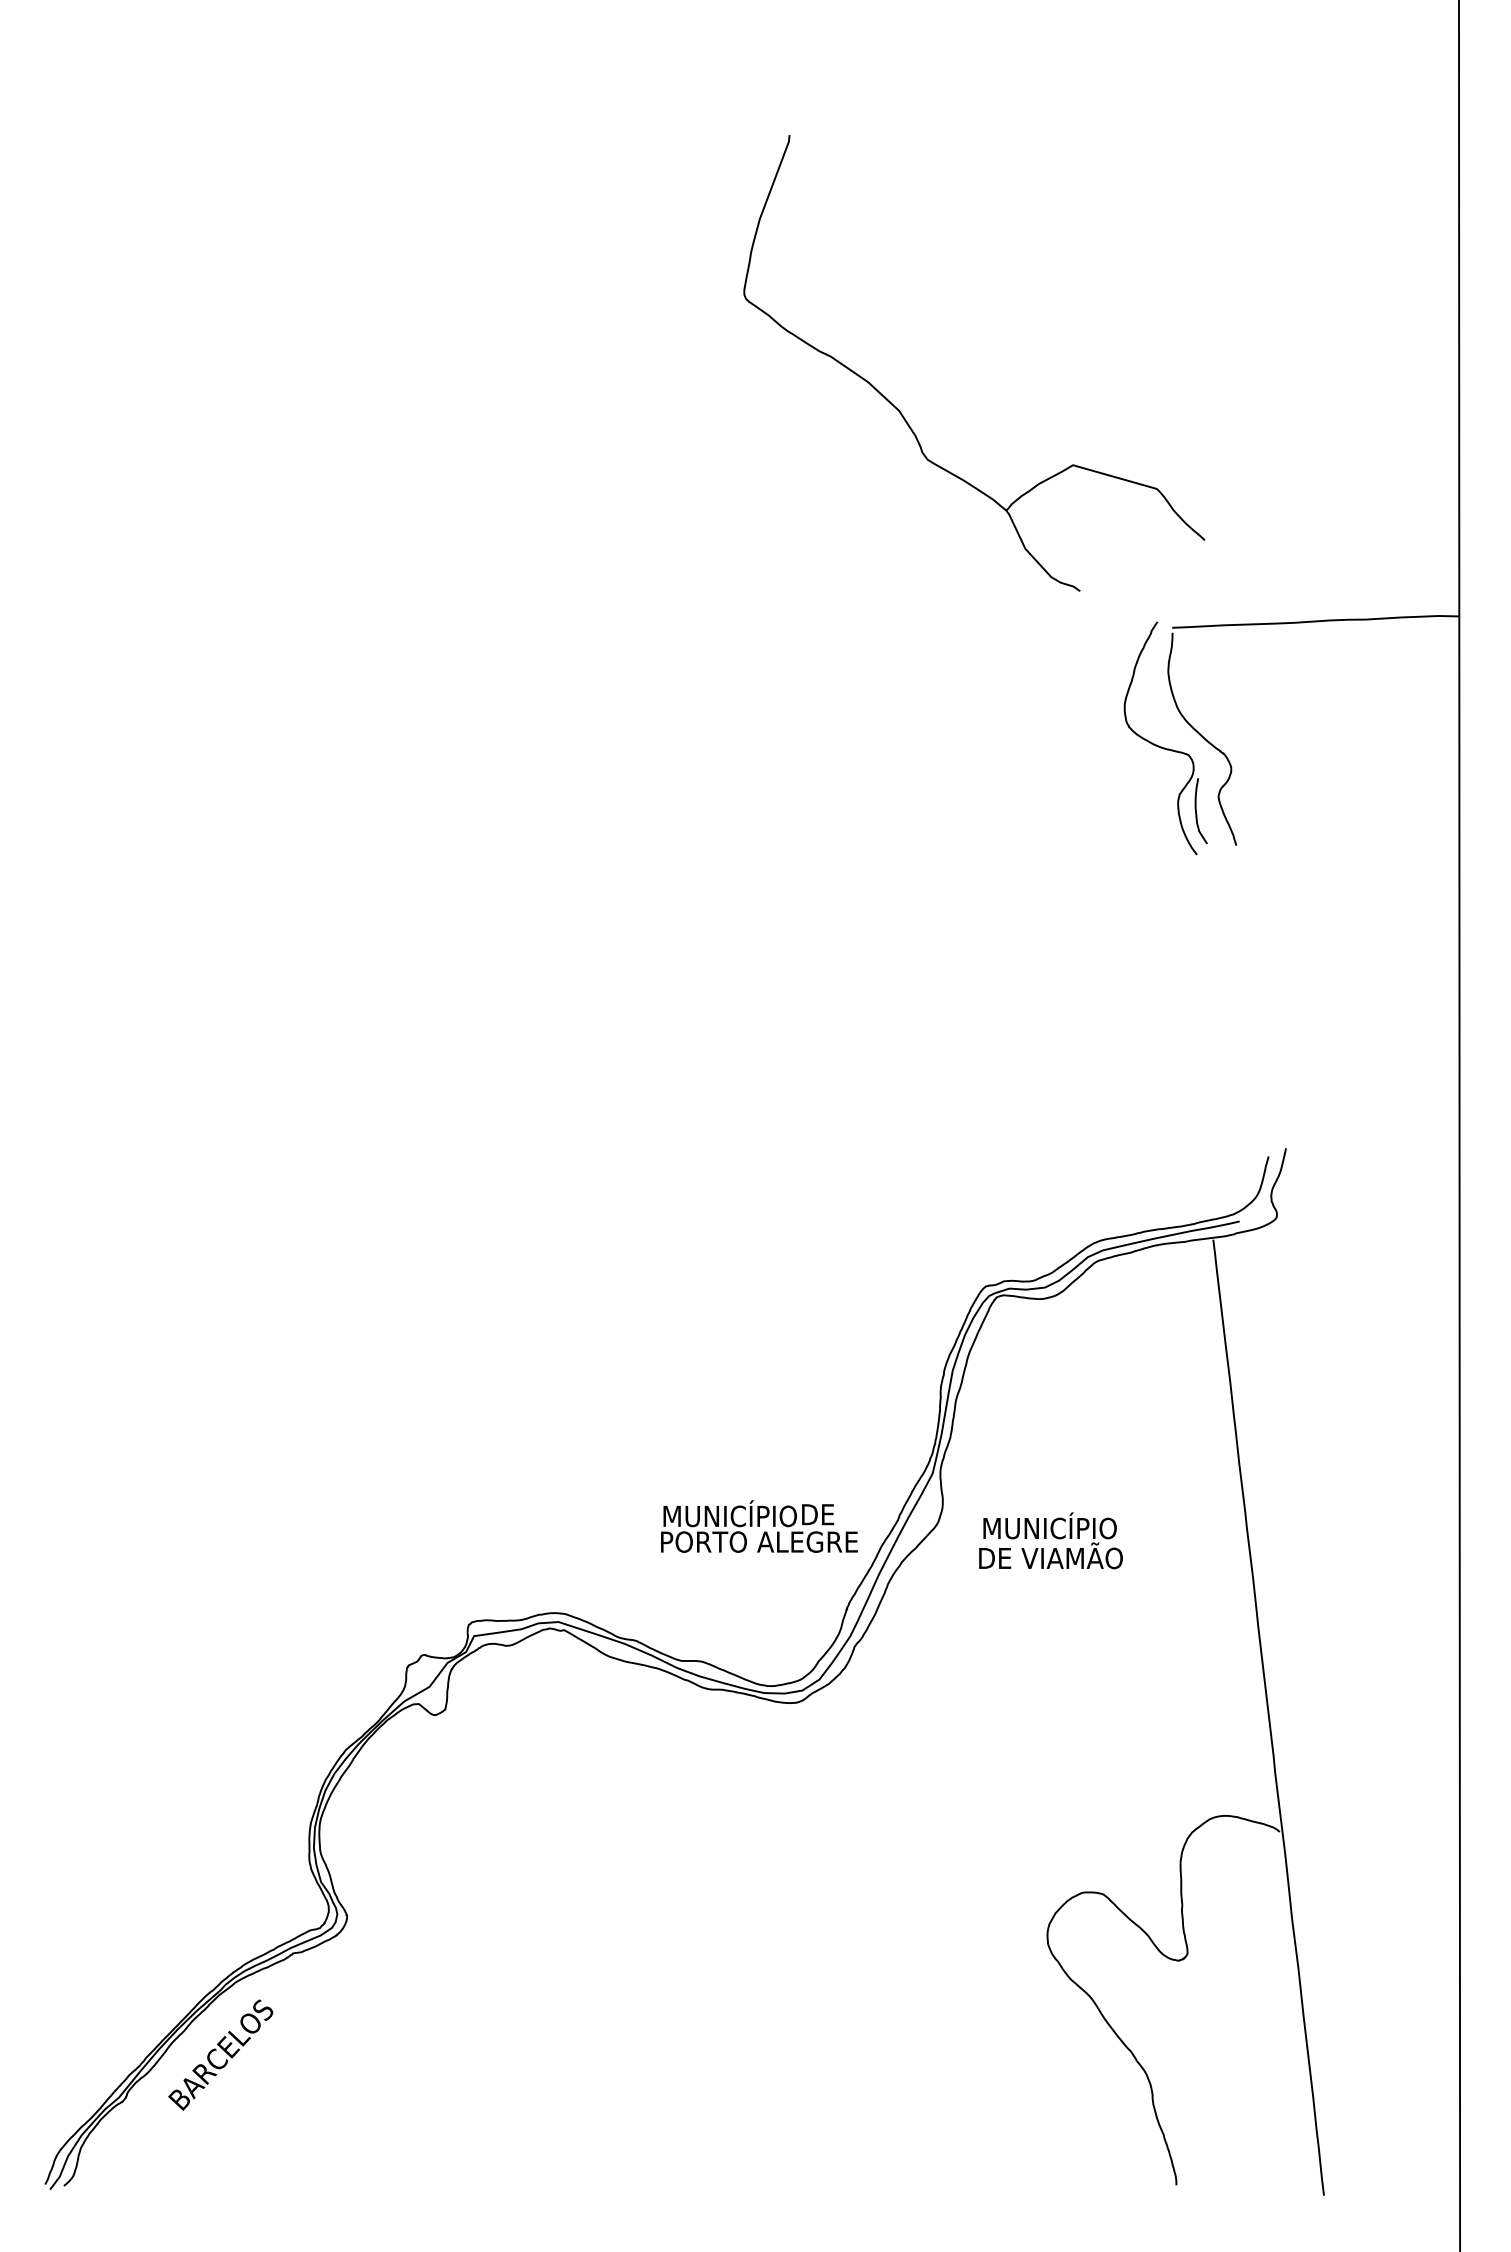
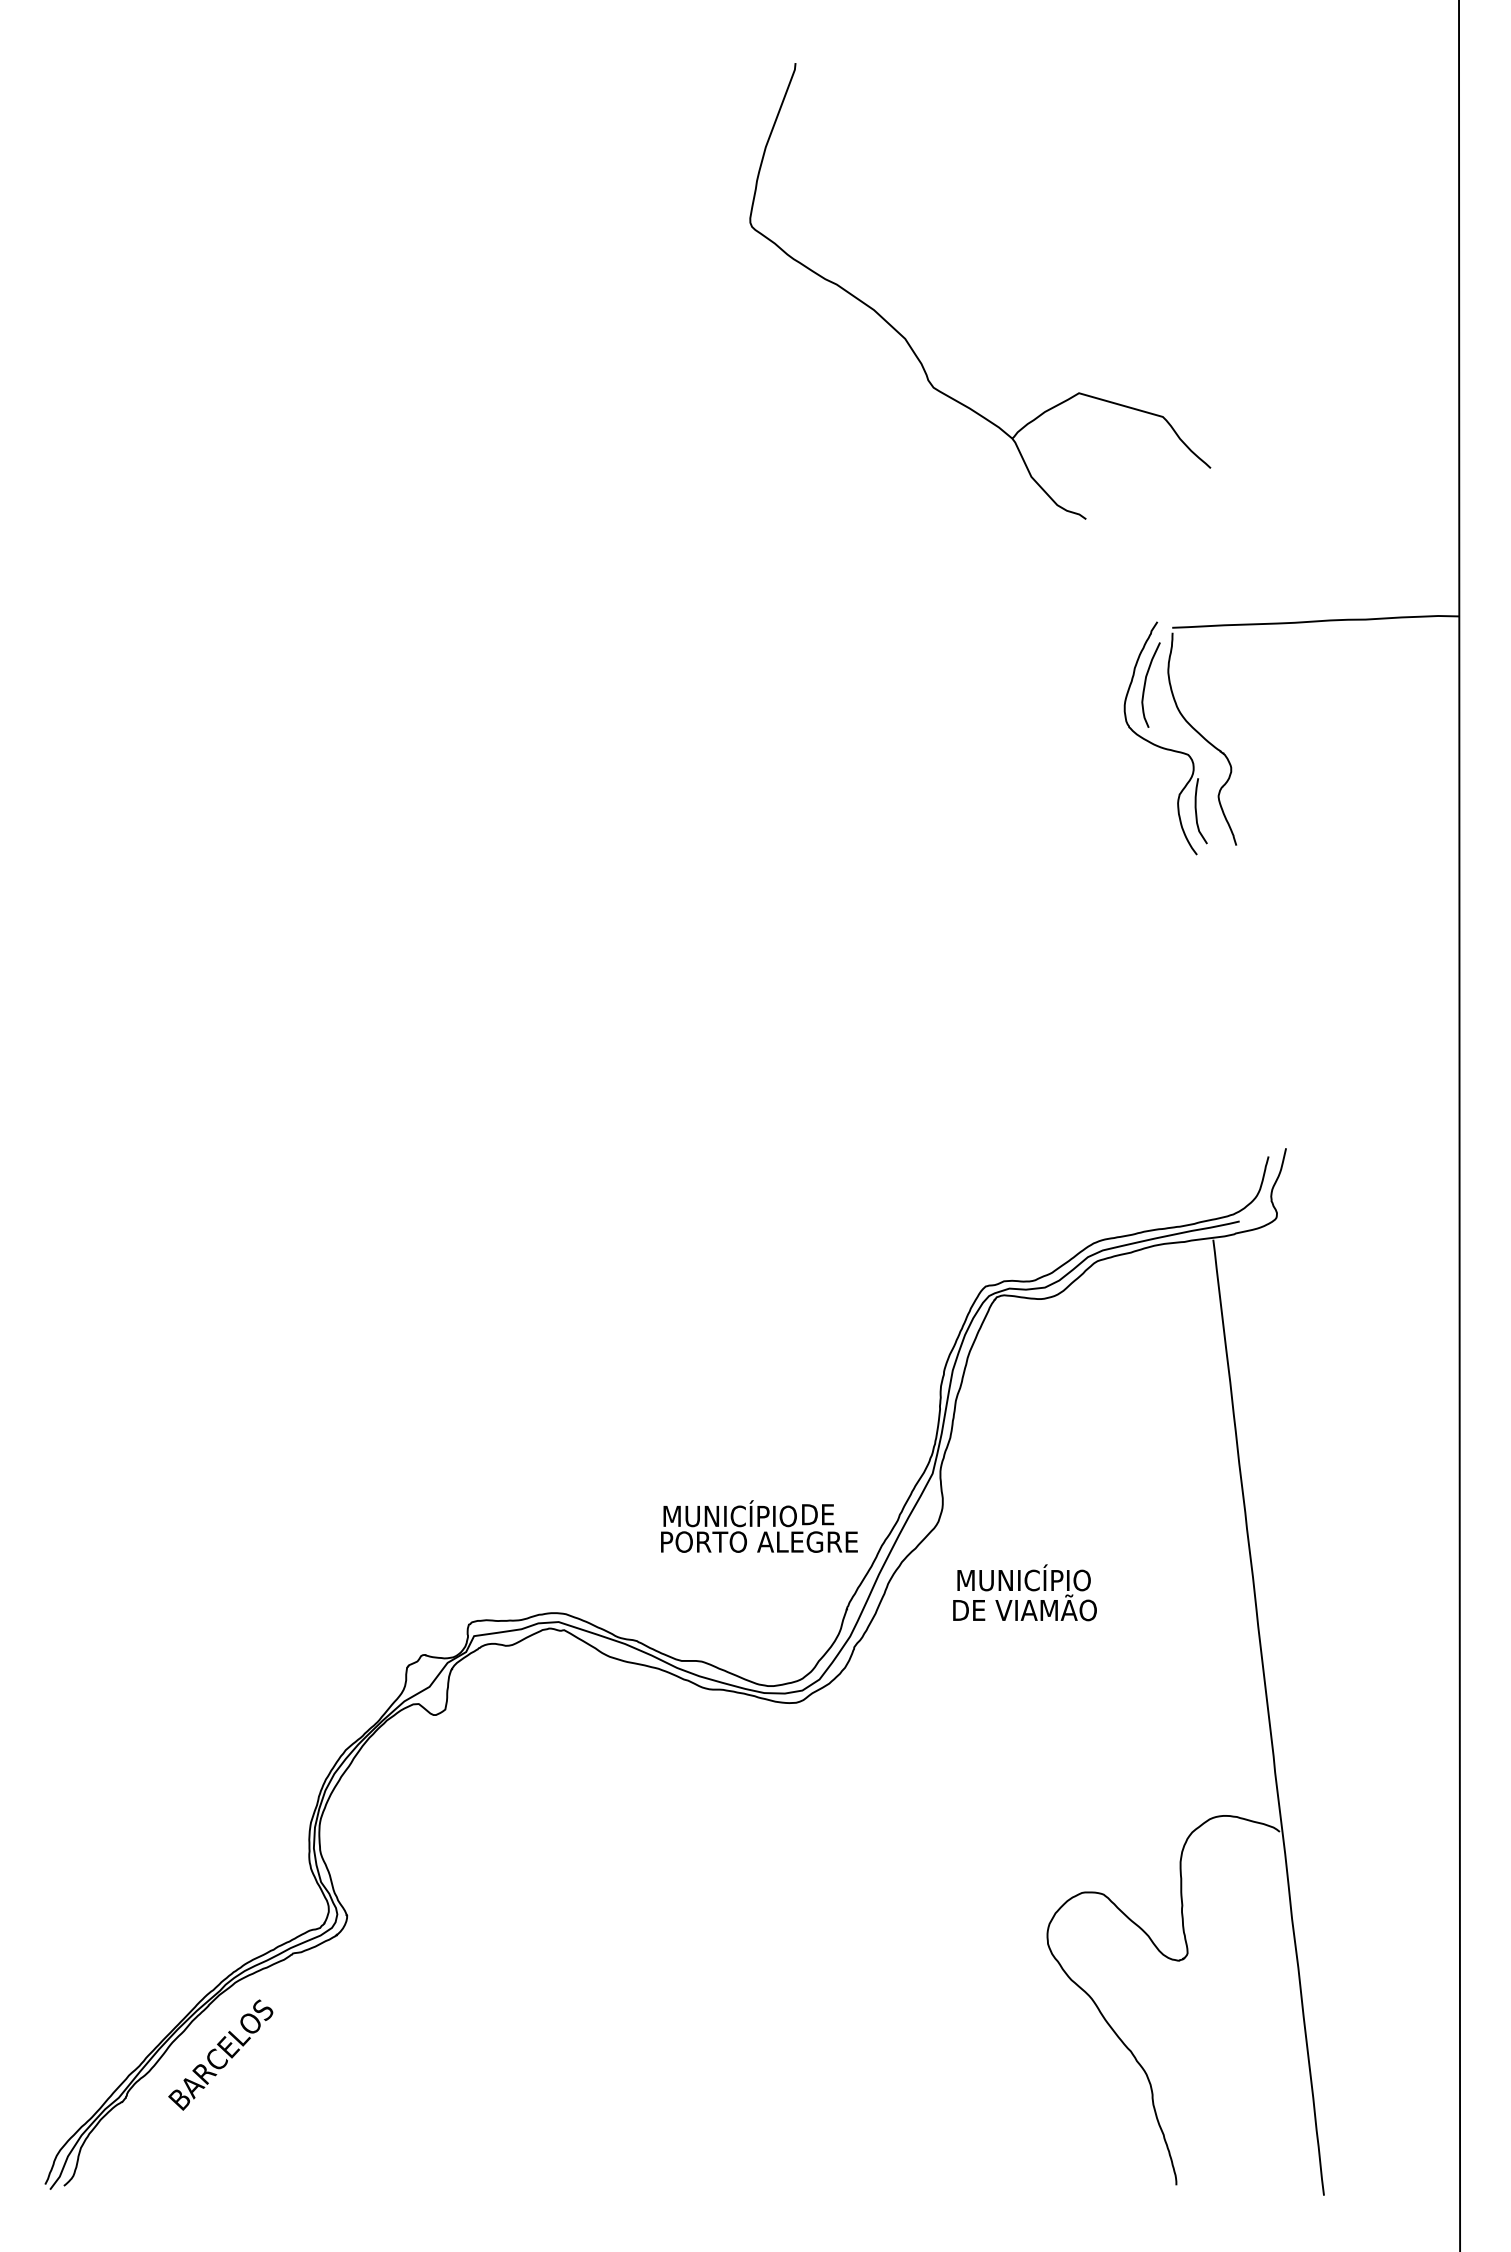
part position: (902, 413) -> (908, 341) (908, 341)
curve: none -> present (1146, 682)
text position: (1050, 1540) -> (1024, 1592) (1024, 1592)
